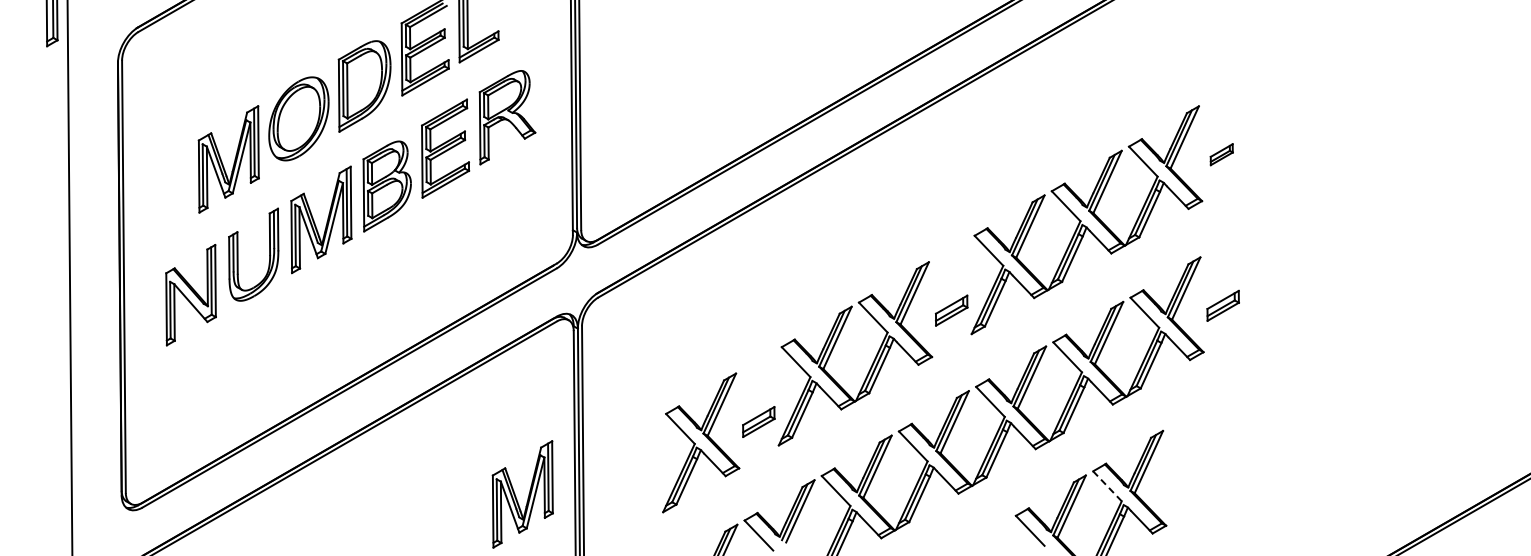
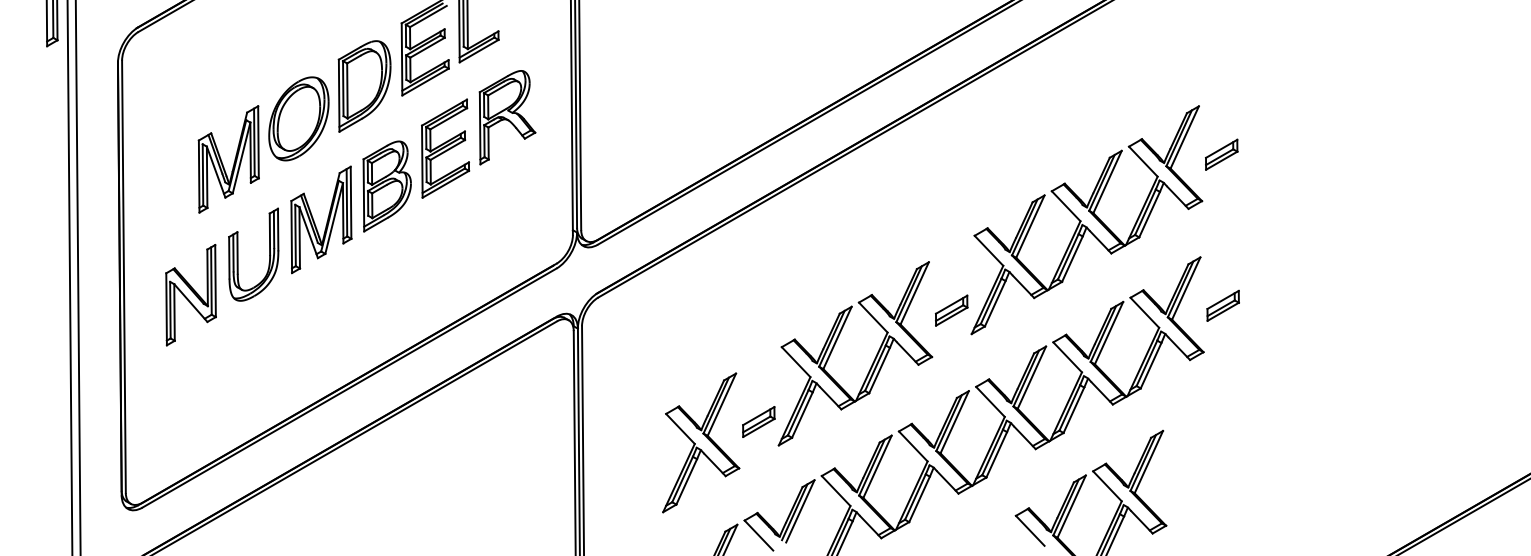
part size: 25x24 px -> 34x33 px (1221, 154)
line: none -> present (77, 277)
line: dashed -> solid (1107, 486)
part: present -> none (522, 494)
